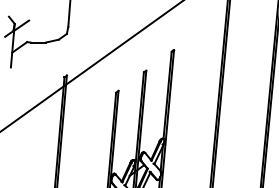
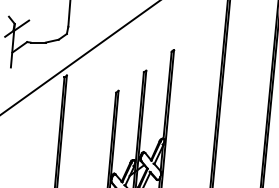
line position: (91, 66) -> (80, 57) (80, 57)
